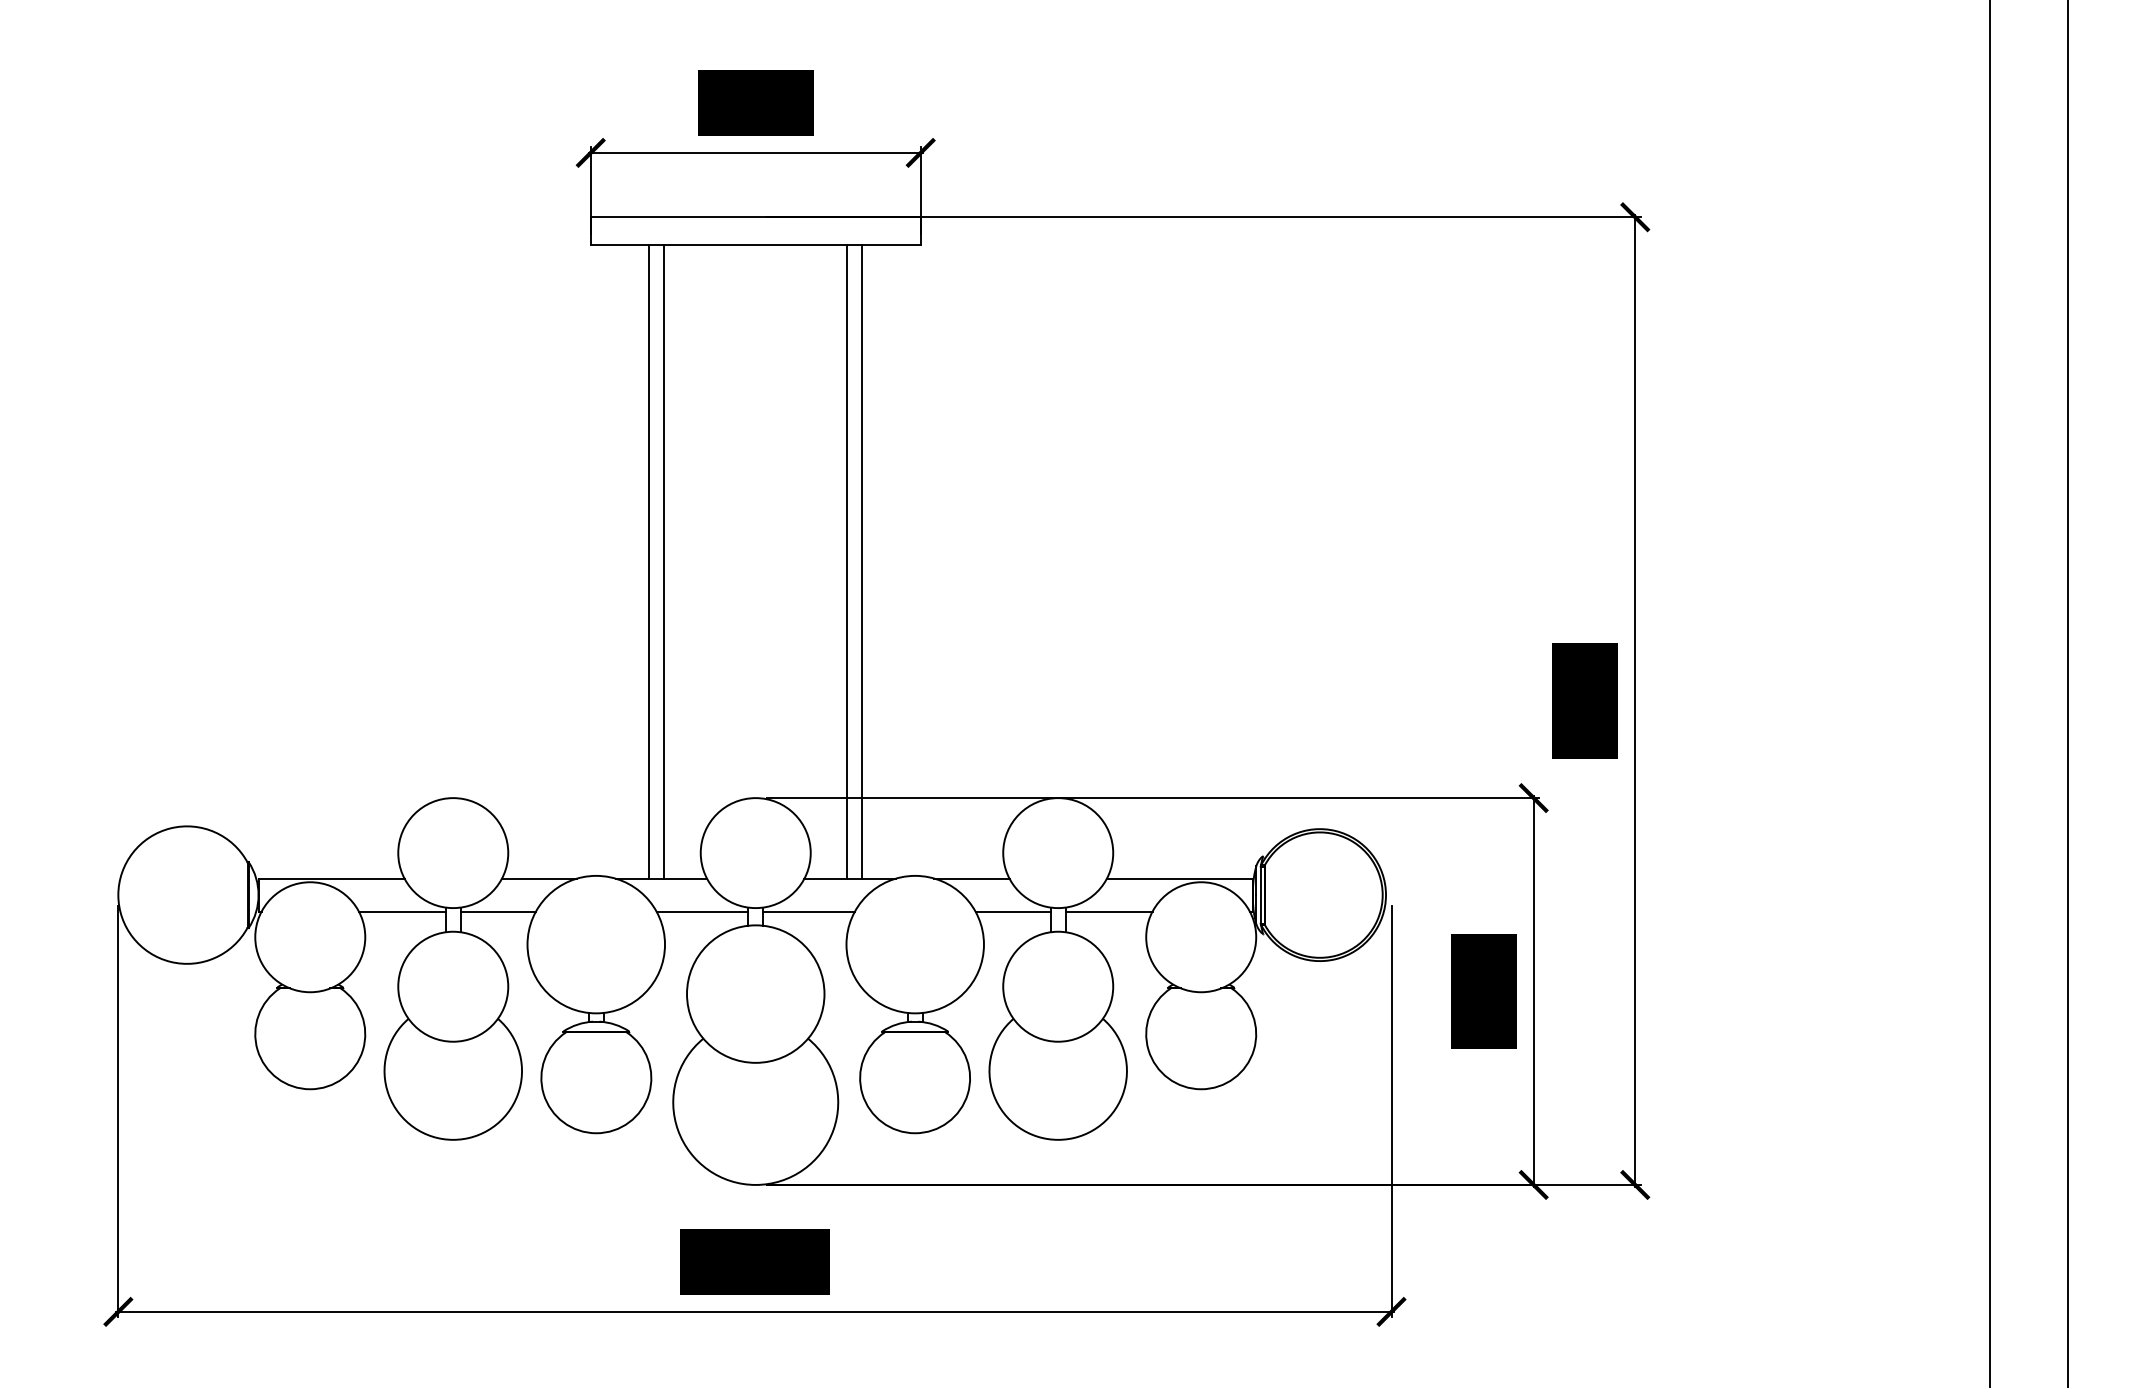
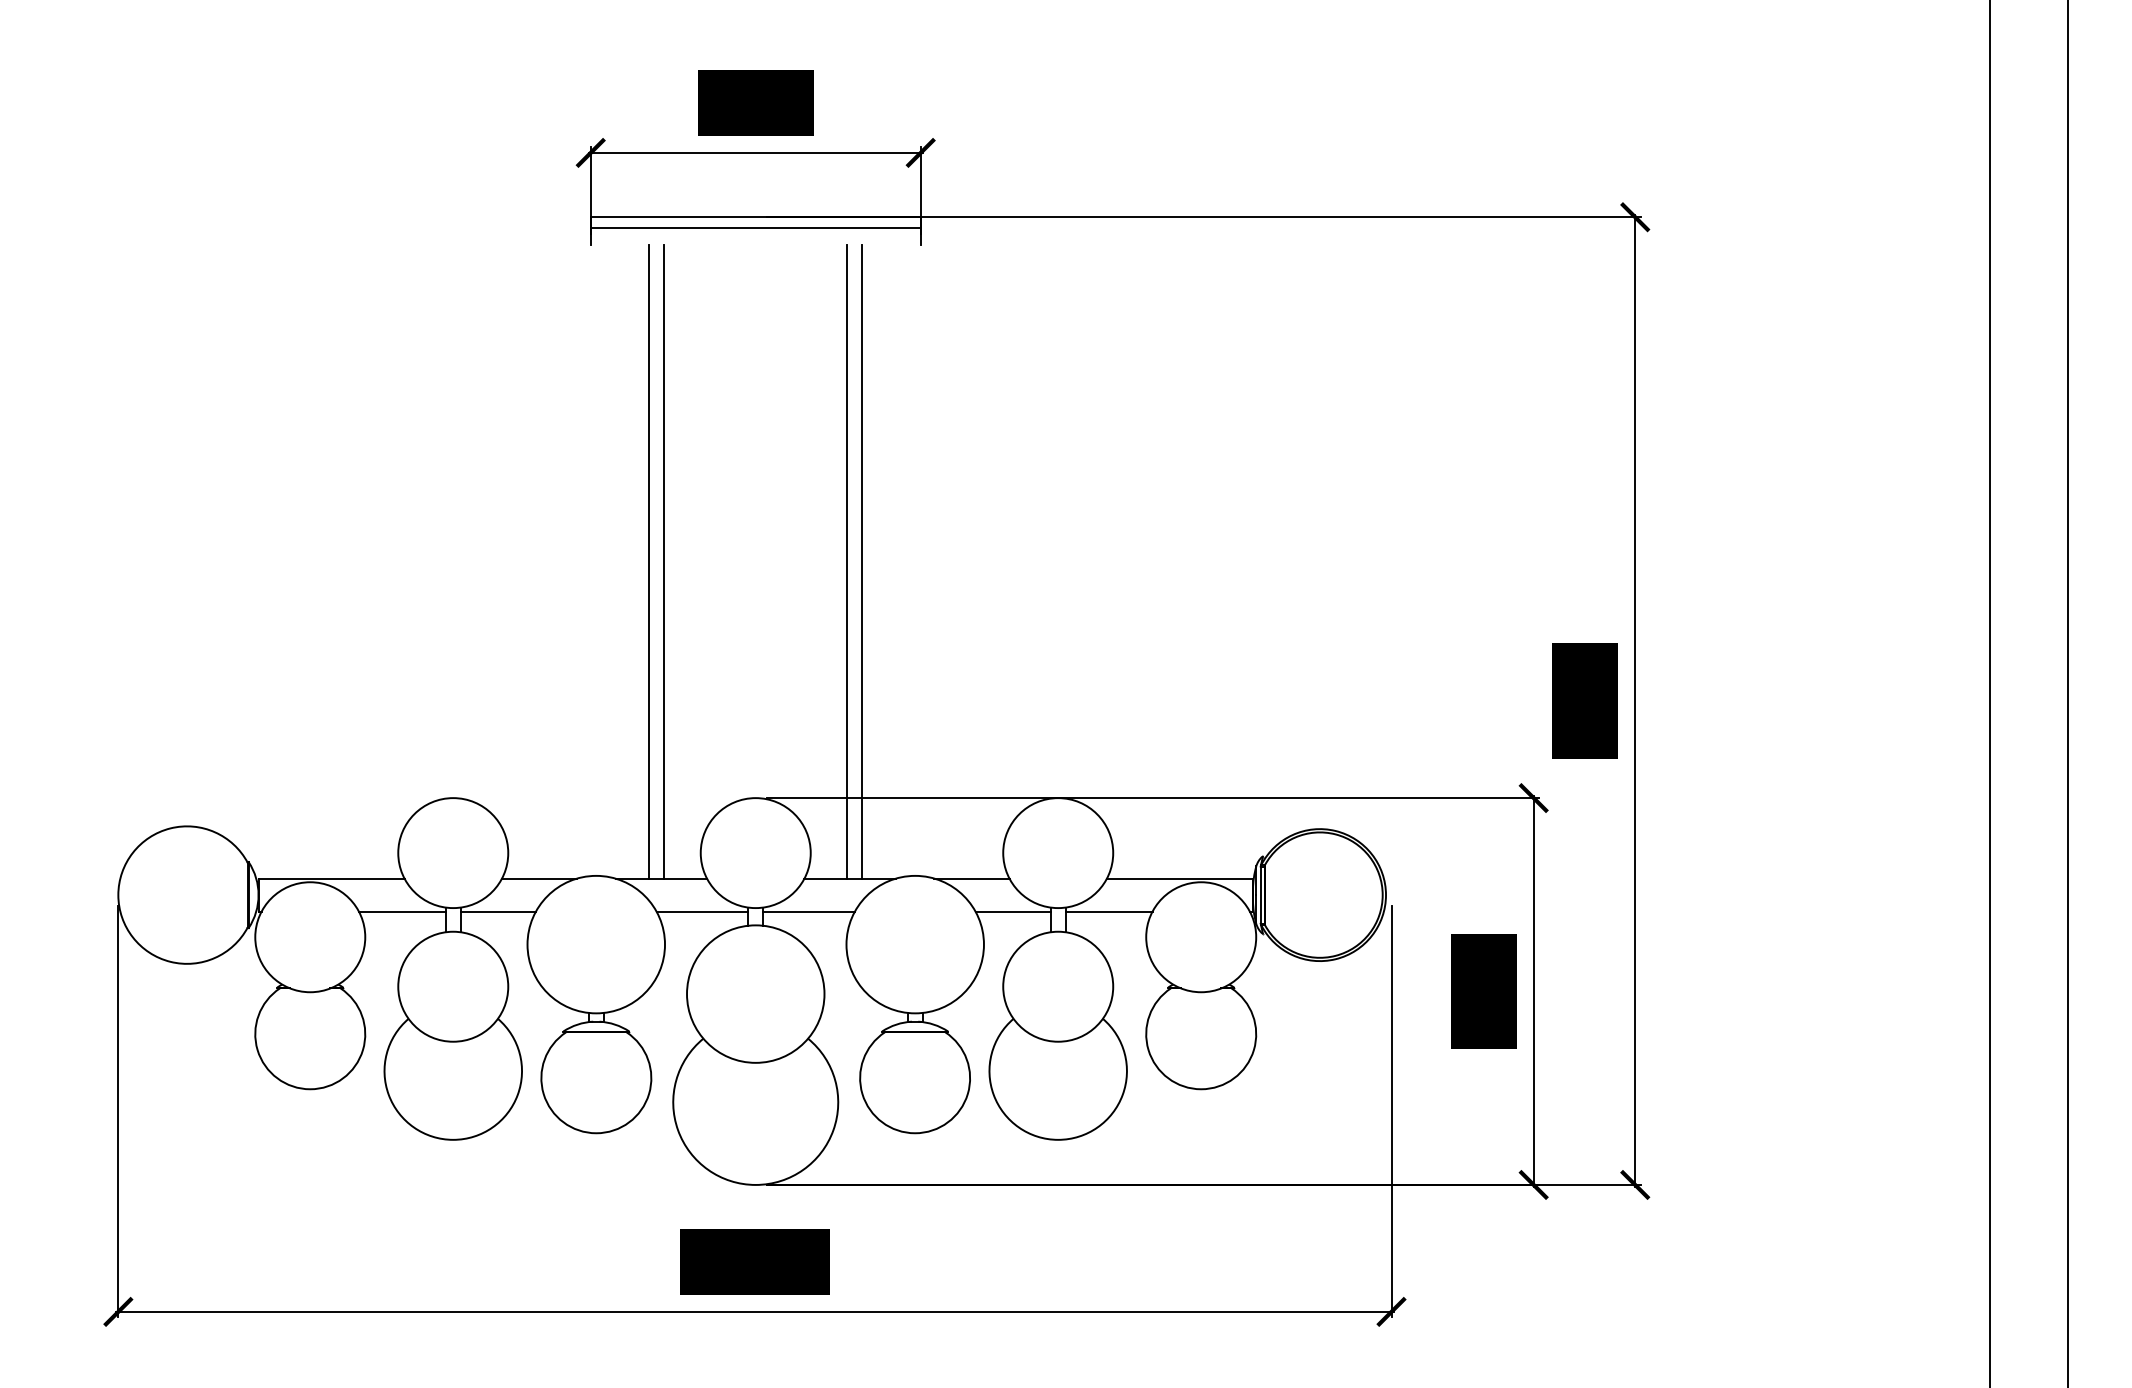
line position: (755, 244) -> (755, 227) (755, 227)
